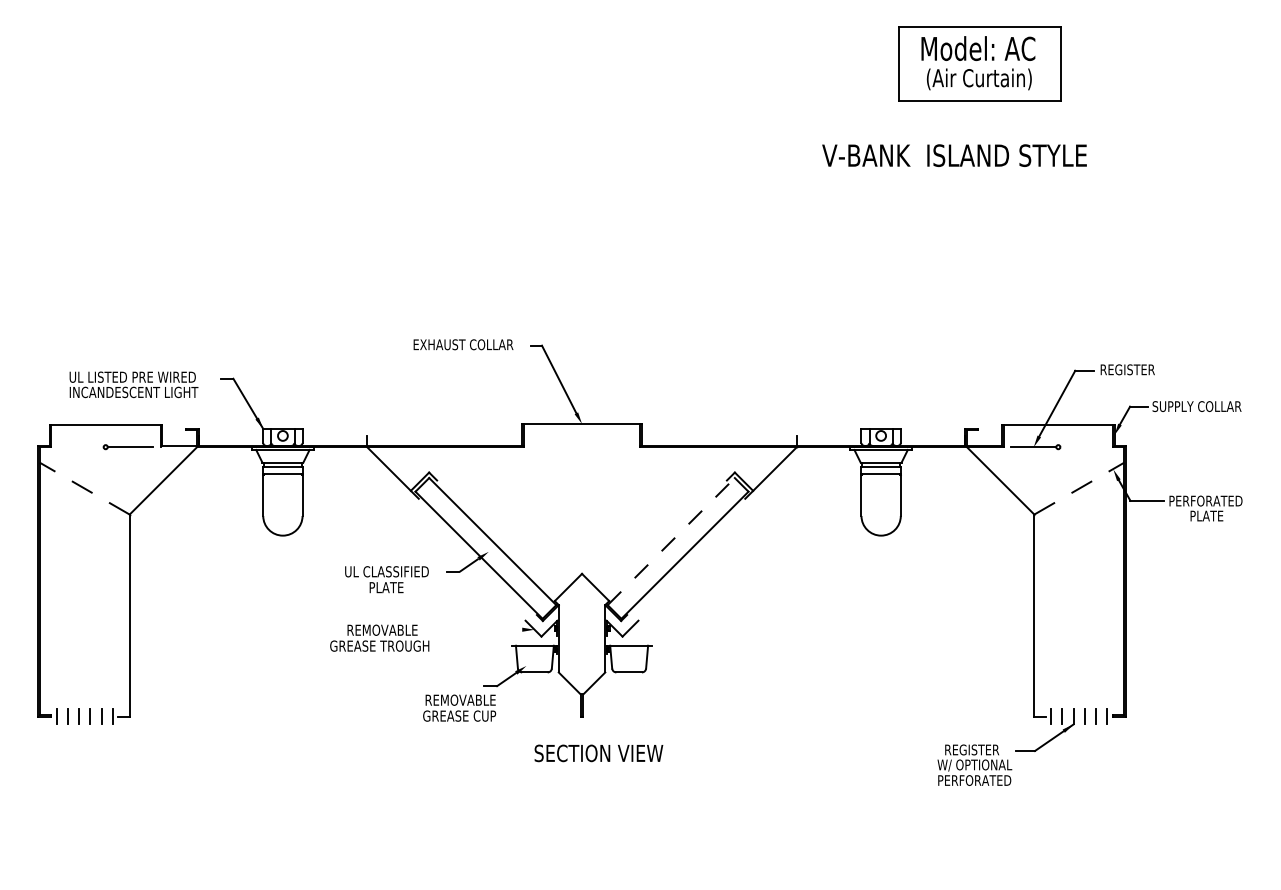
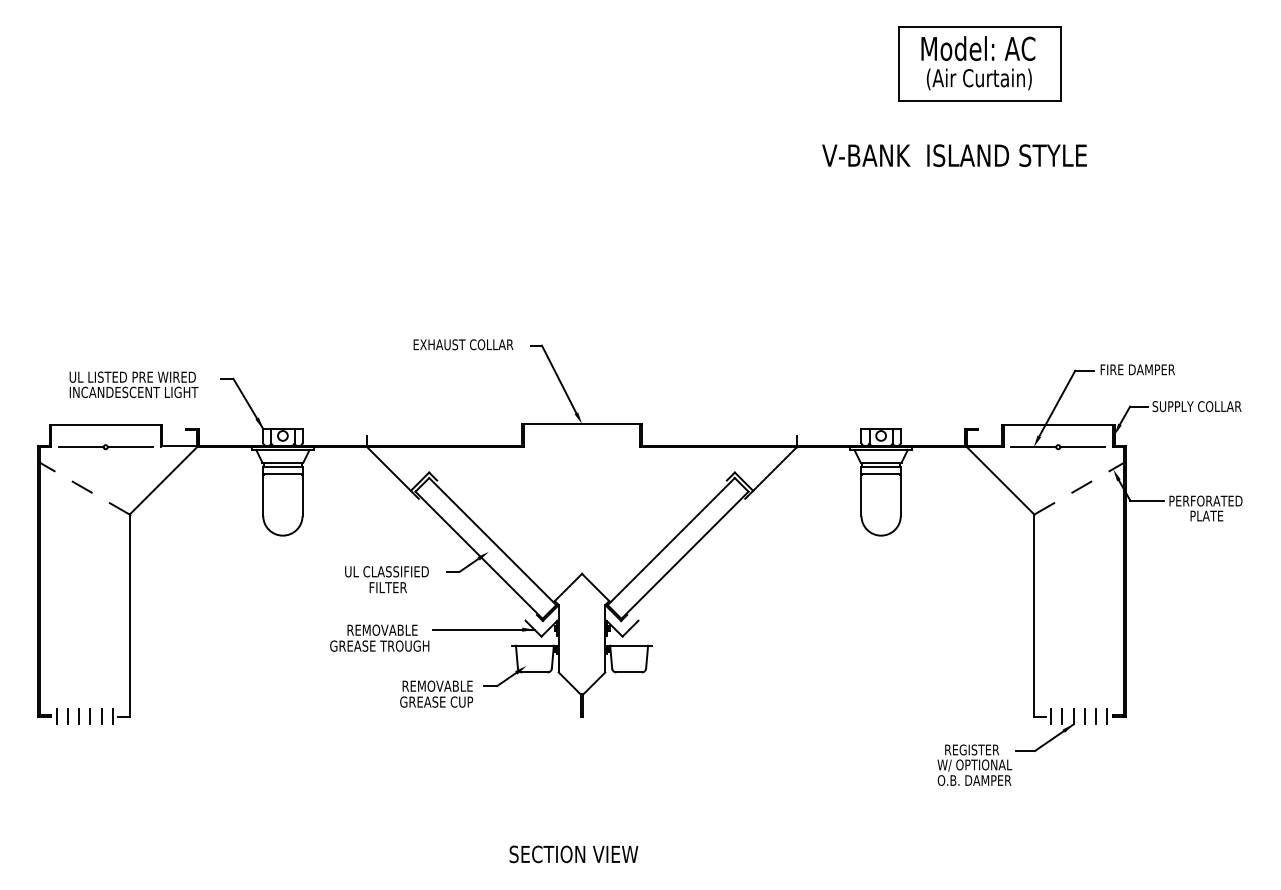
text: REGISTER -> FIRE DAMPER (1137, 369)
line: none -> present (80, 447)
line: none -> present (1082, 447)
line: dashed -> solid (671, 541)
text: PLATE -> FILTER (388, 587)
line: none -> present (483, 629)
text position: (459, 707) -> (436, 693) (436, 693)
text position: (598, 753) -> (573, 854) (573, 854)
text: PERFORATED -> O.B. DAMPER (974, 780)
